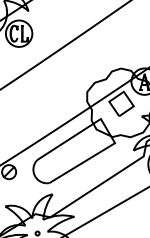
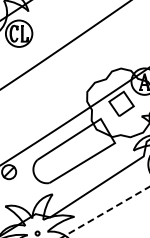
line: solid -> dashed (105, 212)
